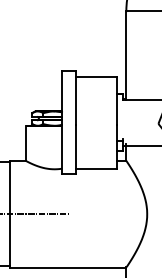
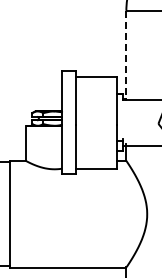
line: solid -> dashed (126, 55)
line: present -> none (35, 214)
